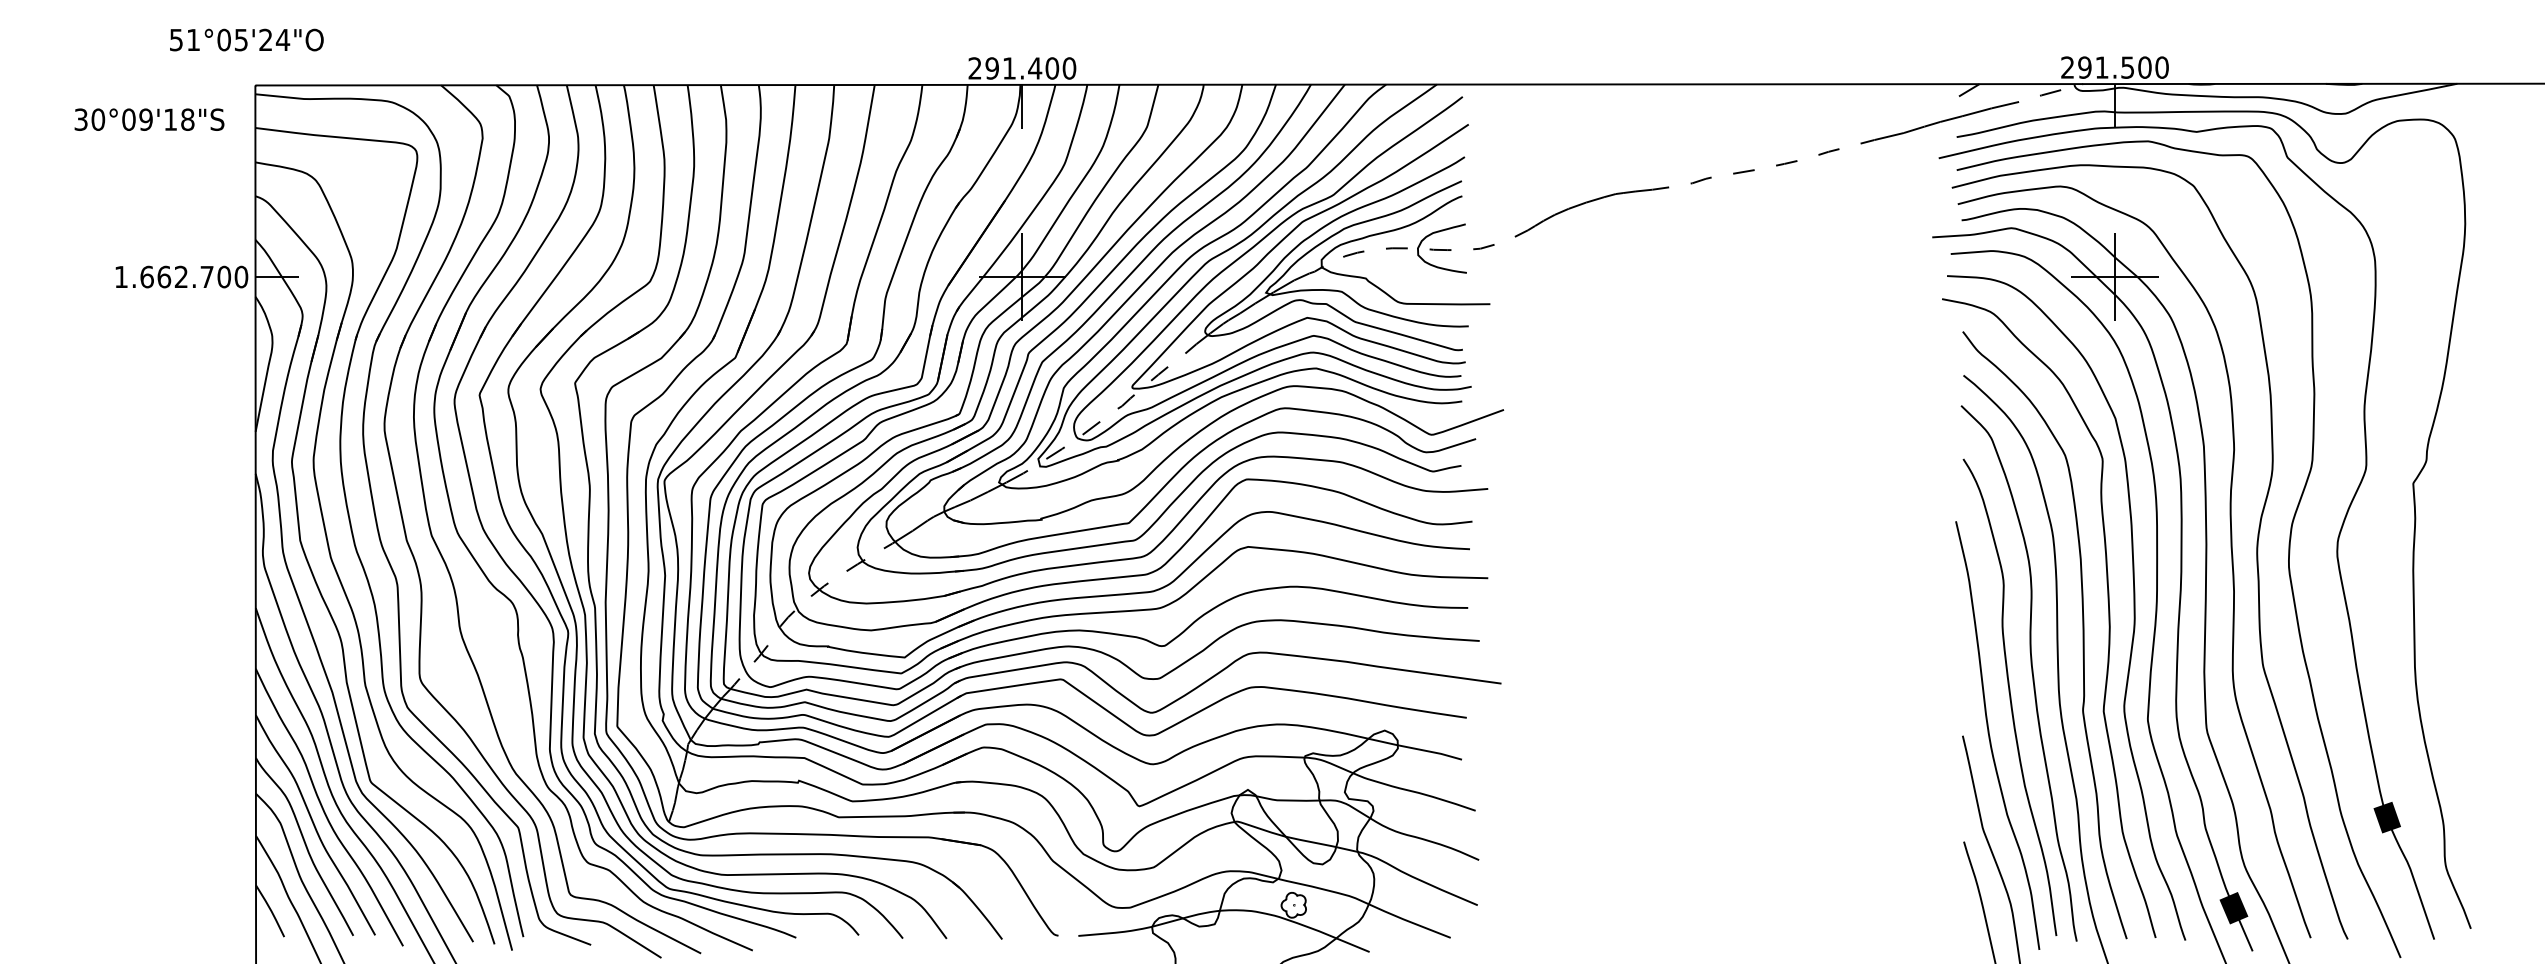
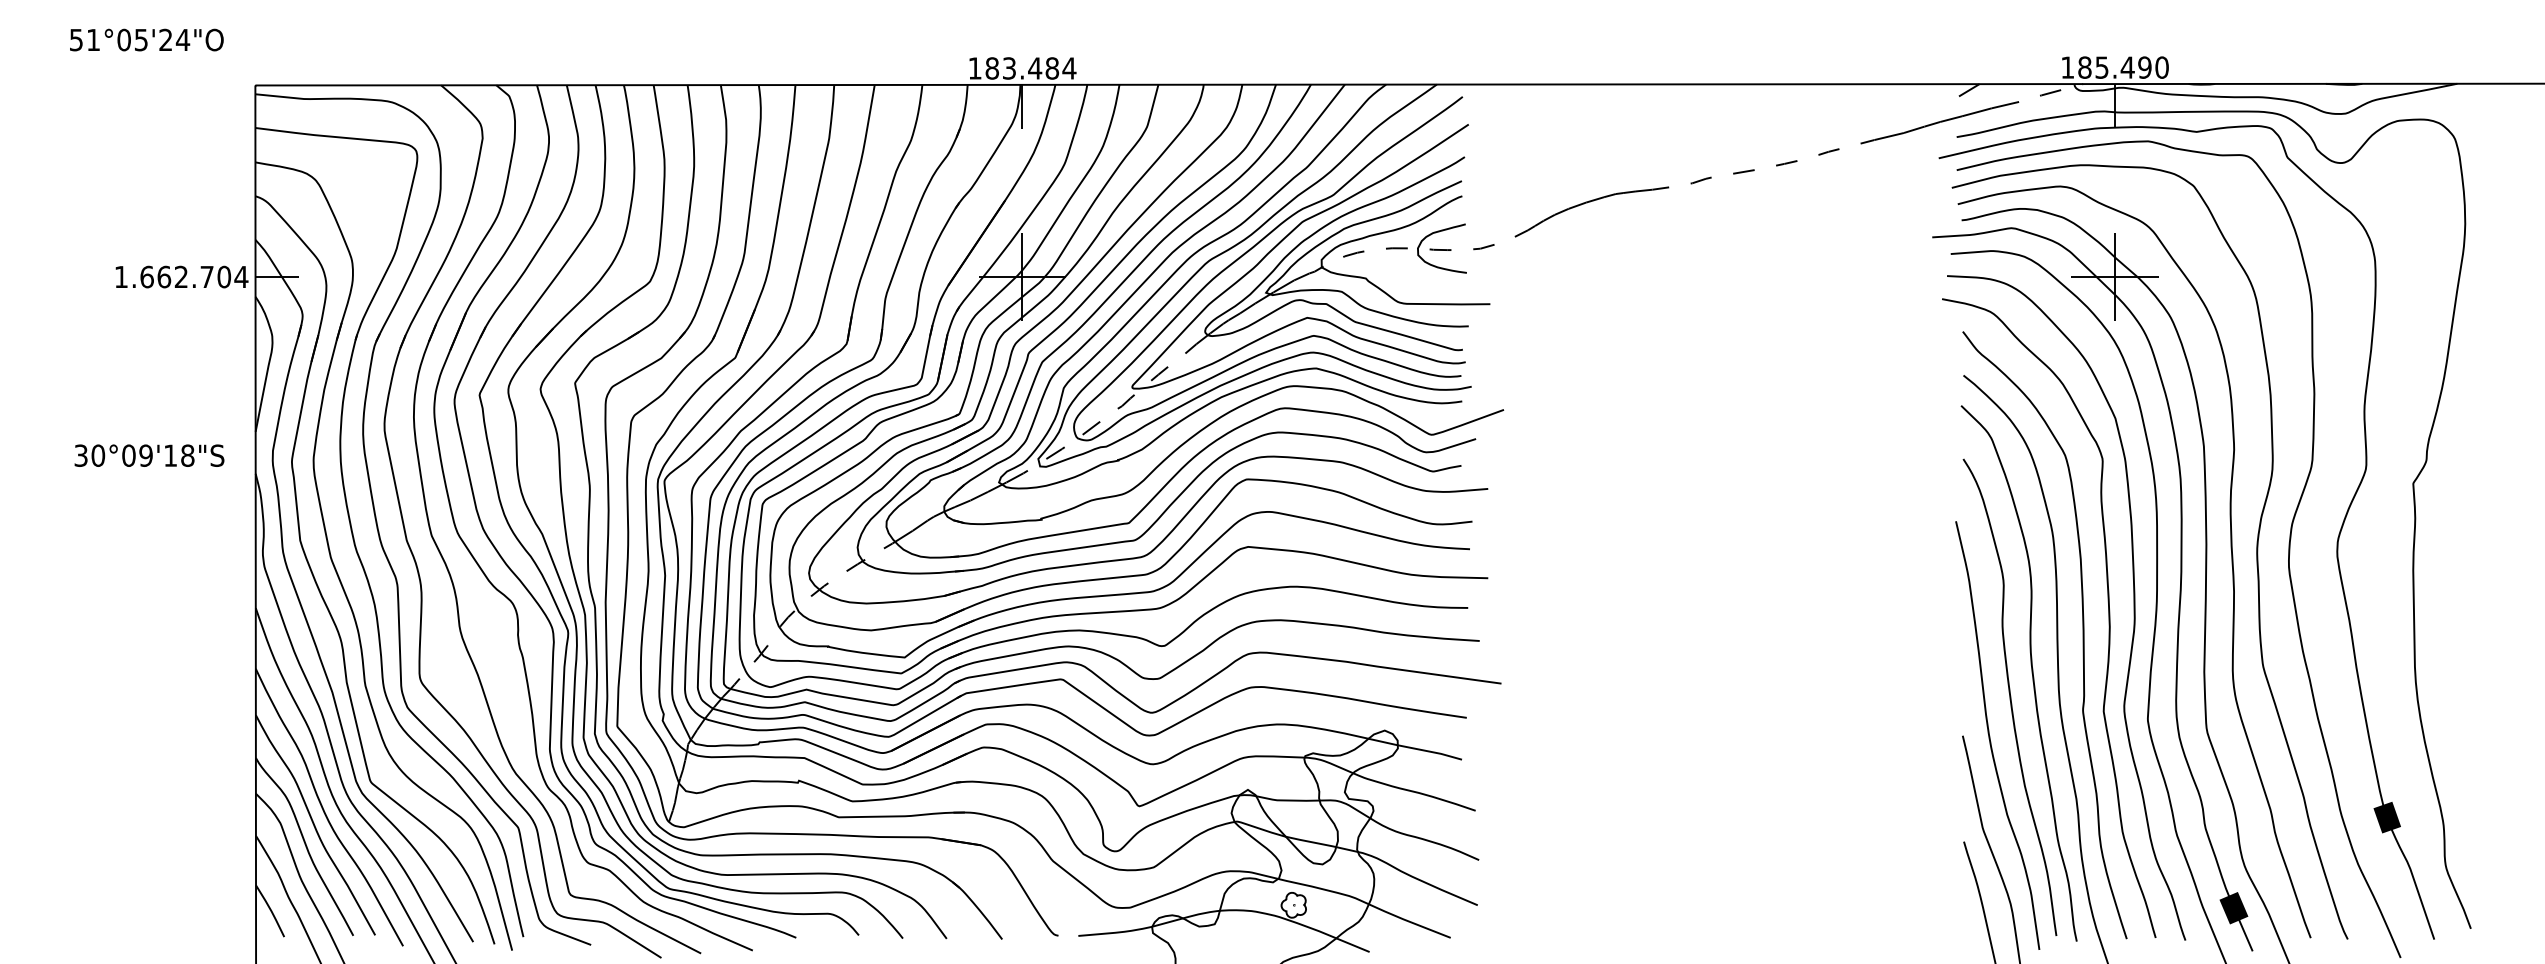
text position: (246, 39) -> (146, 39) (146, 39)
text: 291.500 -> 185.490 (2106, 67)
text: 291.400 -> 183.484 (1022, 68)
text position: (149, 119) -> (149, 455) (149, 455)
text: 1.662.700 -> 1.662.704 (241, 276)
